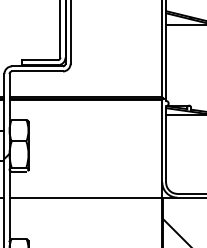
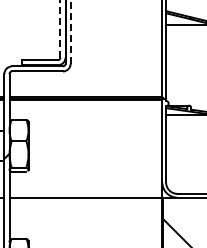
line: solid -> dashed (60, 28)
line: solid -> dashed (70, 32)
